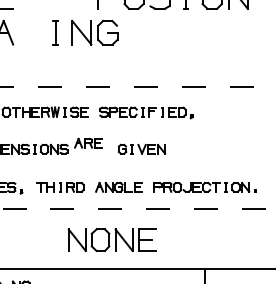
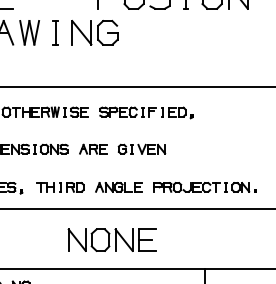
part: none -> present (29, 32)
line: dashed -> solid (137, 87)
part position: (88, 142) -> (93, 148) (93, 148)
line: dashed -> solid (138, 208)
